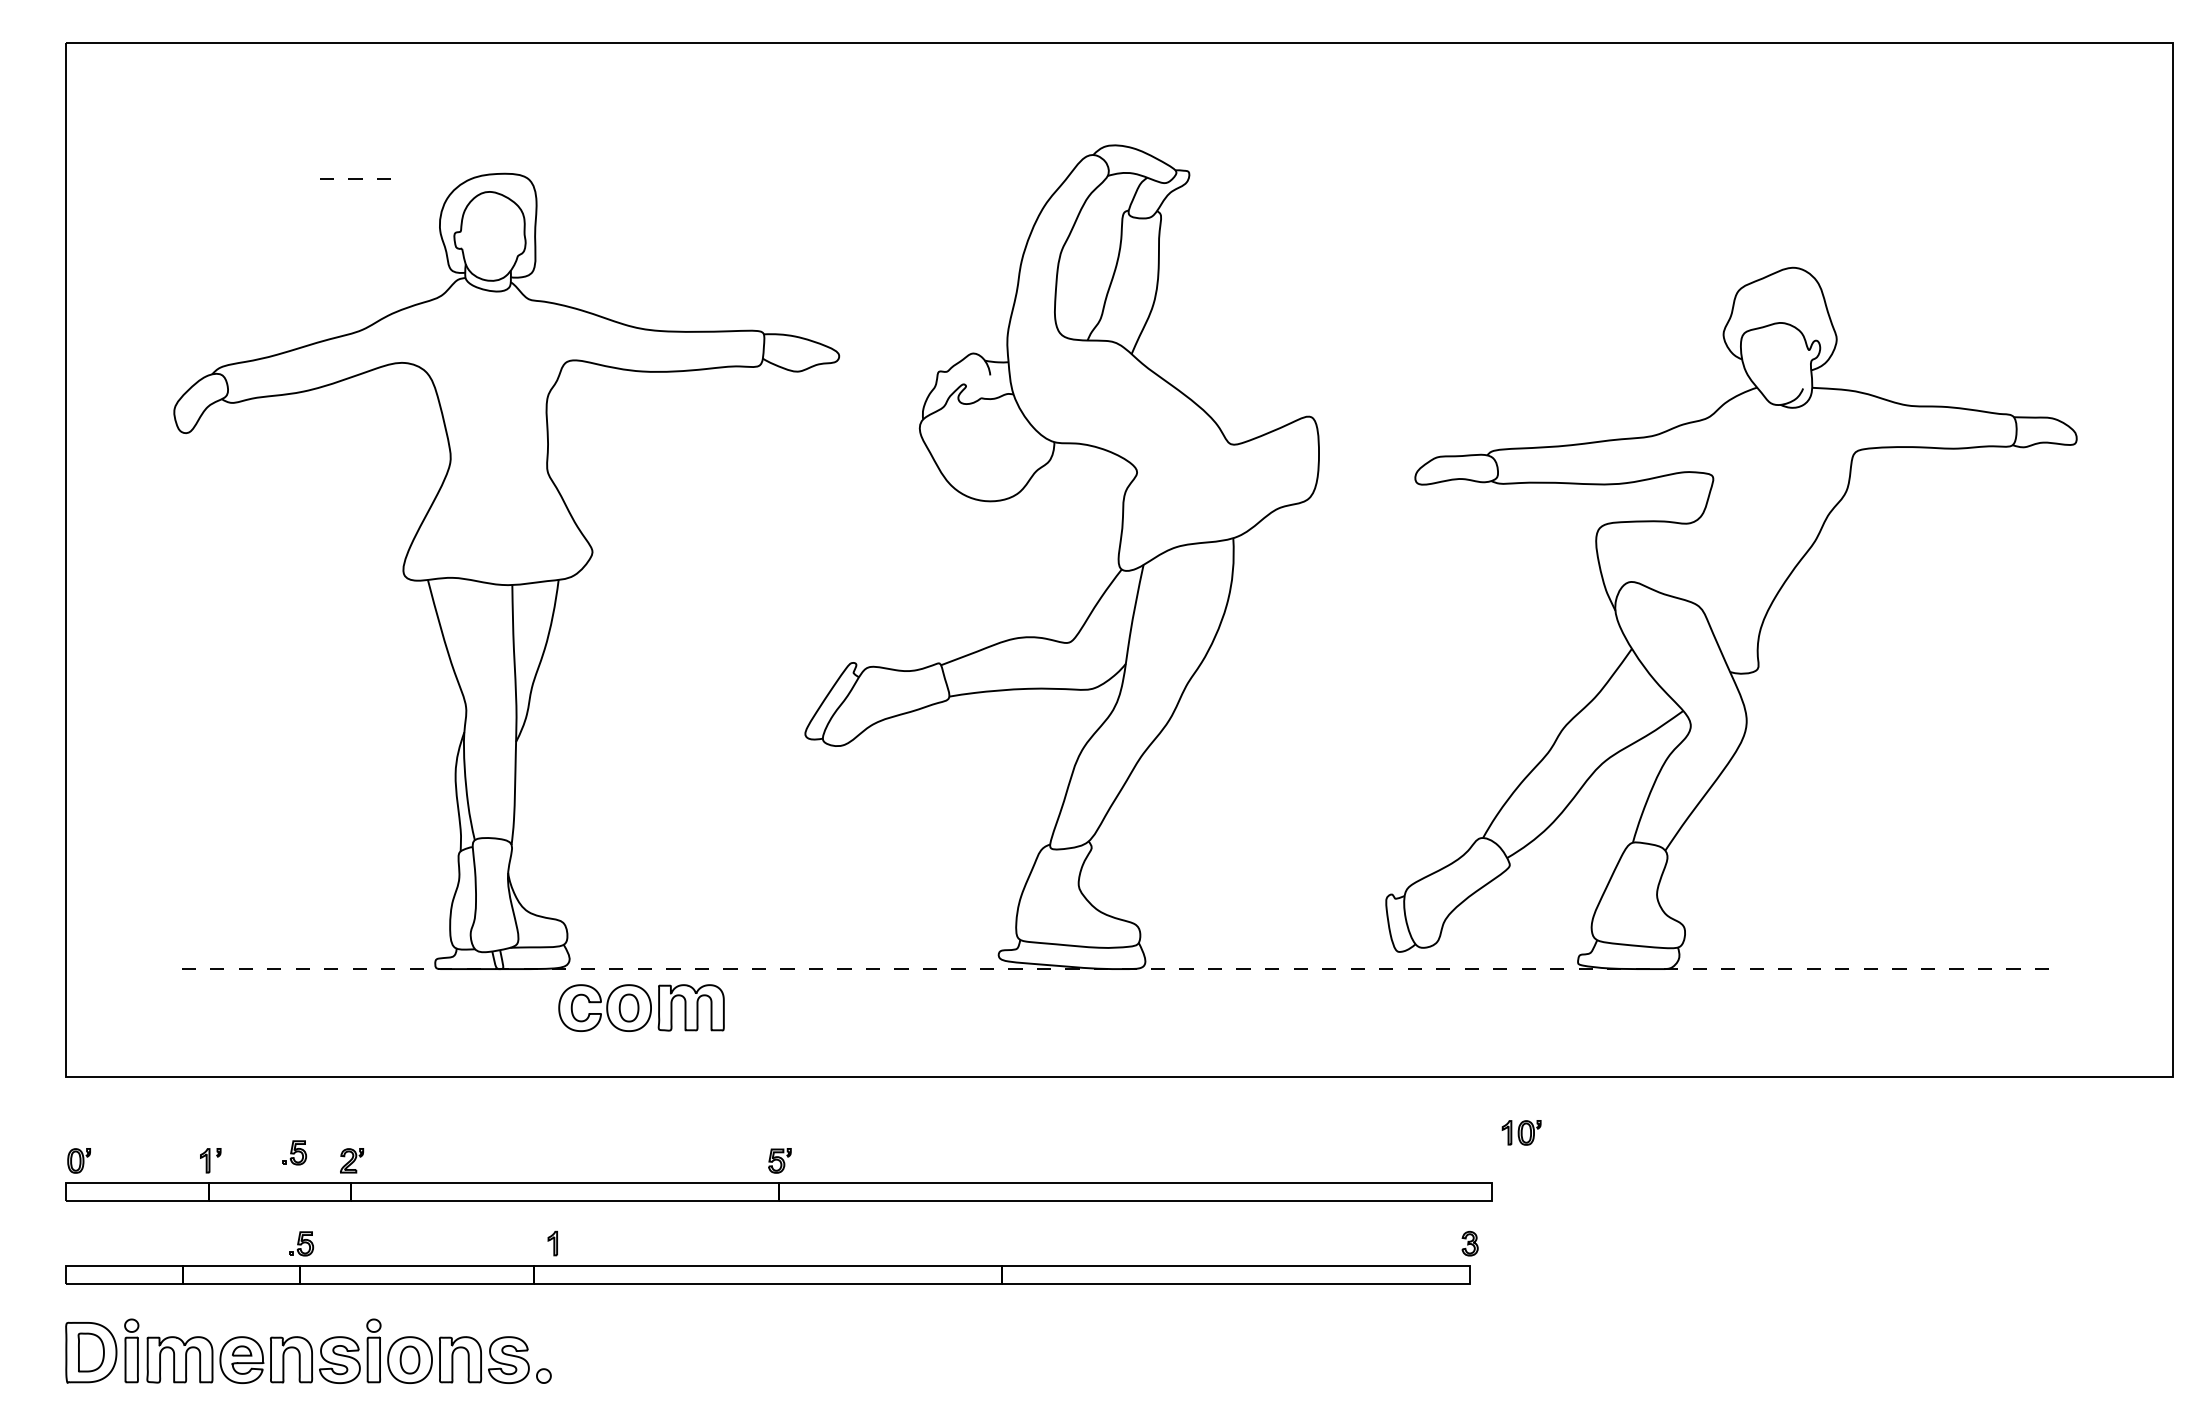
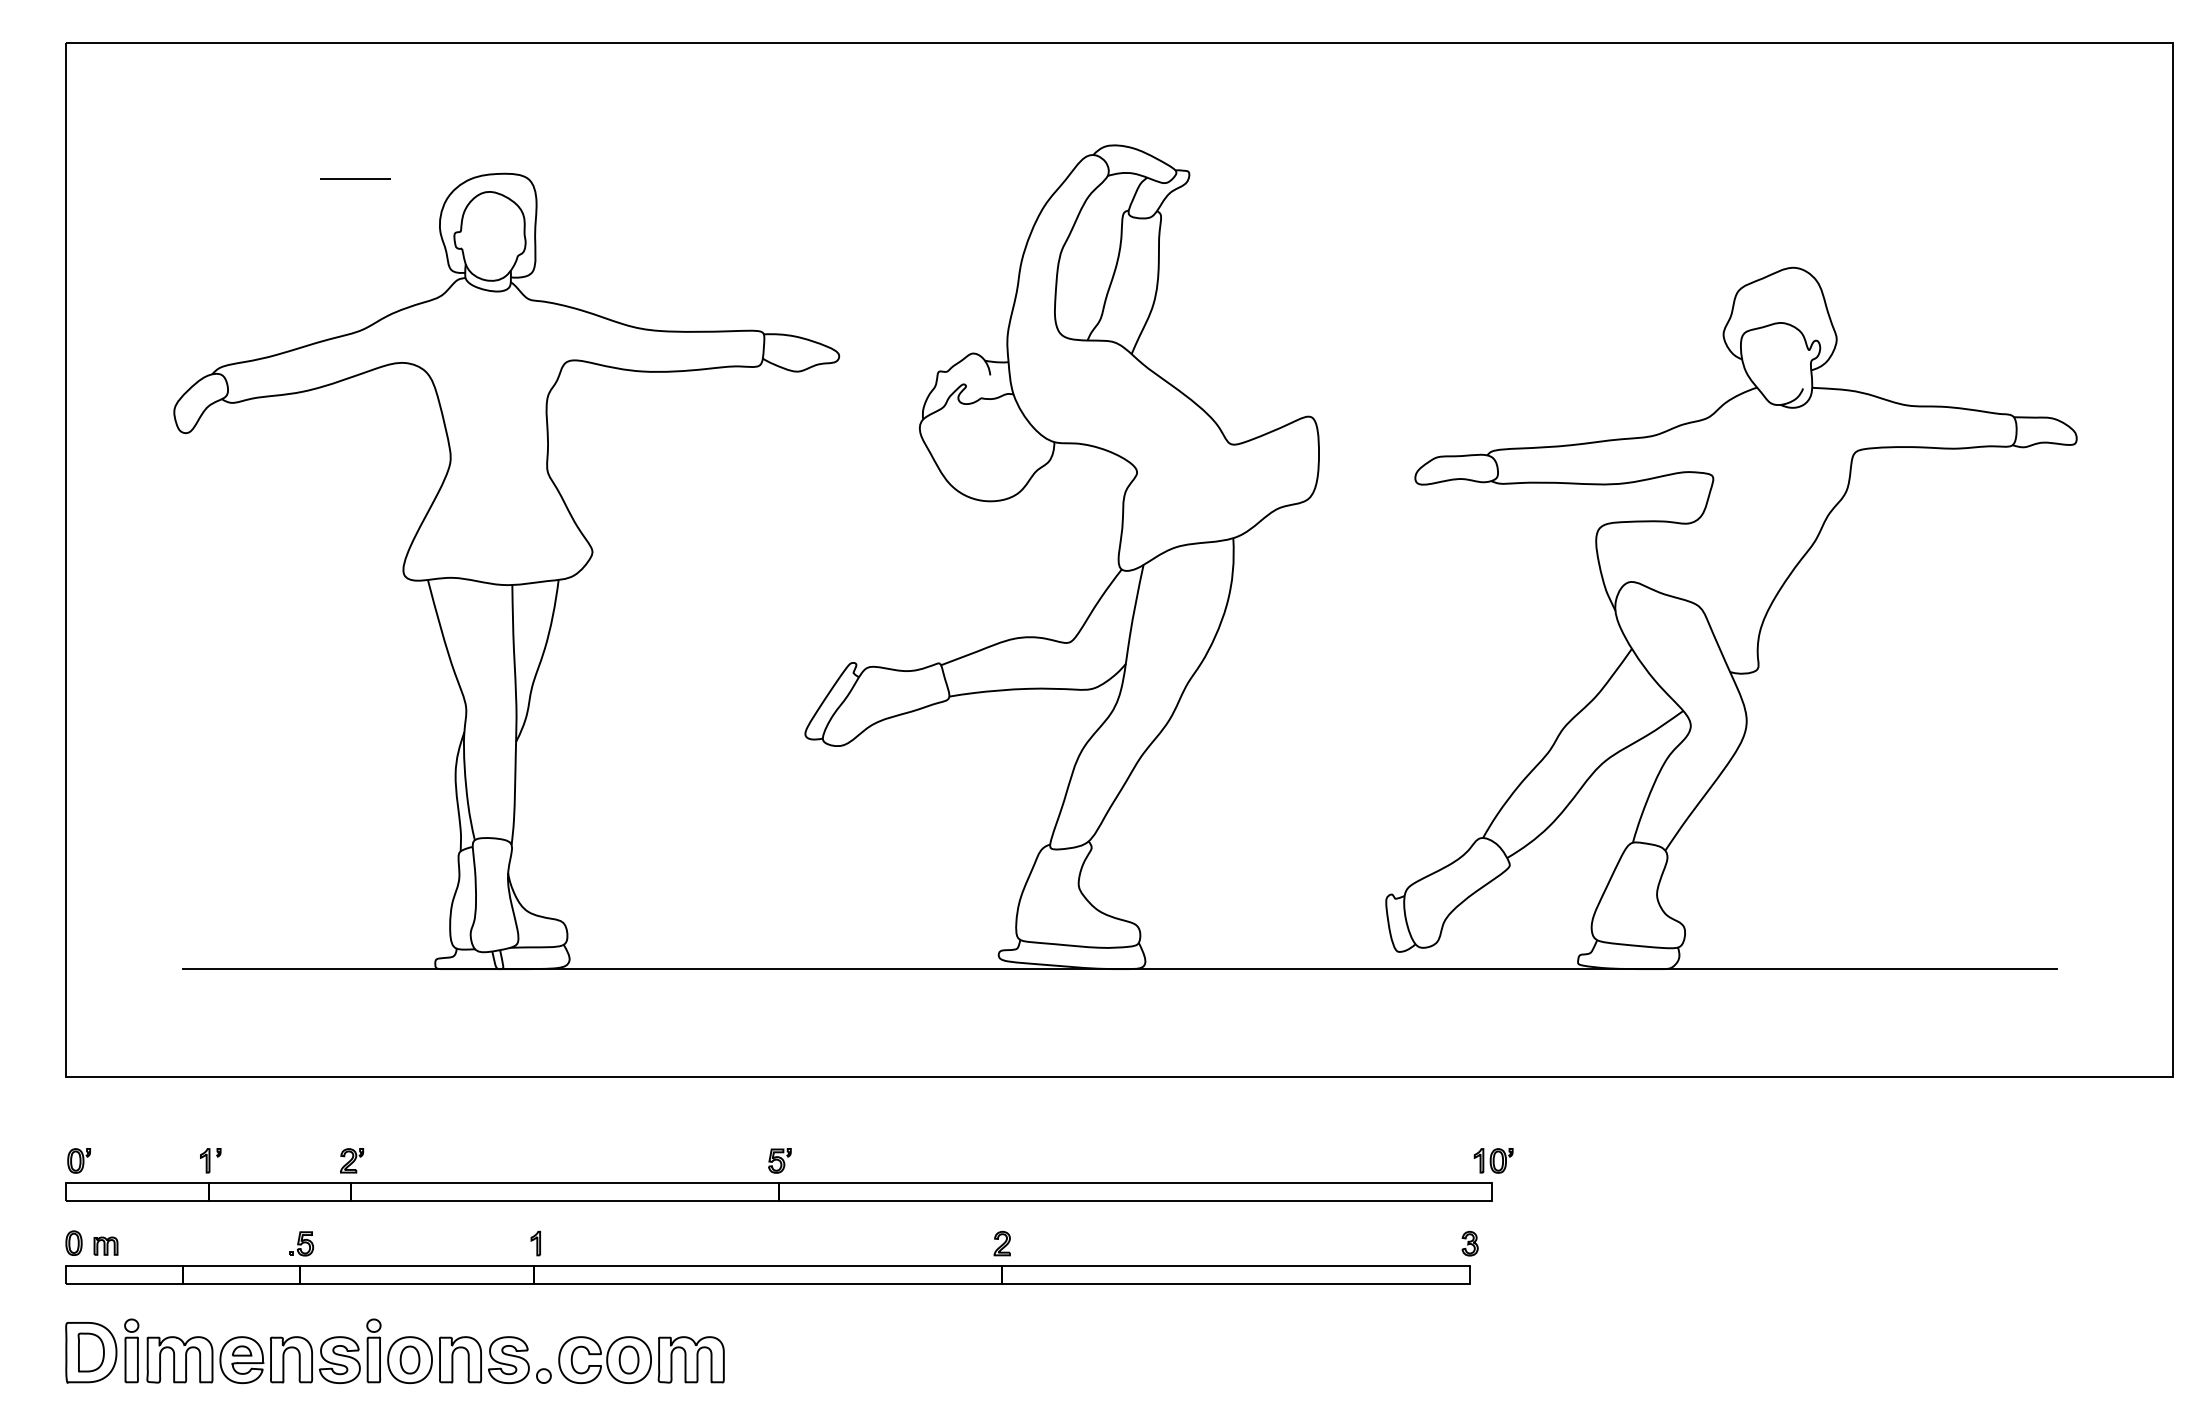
line: dashed -> solid (355, 179)
line: dashed -> solid (1120, 969)
part position: (641, 1007) -> (641, 1359) (641, 1359)
part position: (1521, 1132) -> (1493, 1160) (1493, 1160)
part: present -> none (294, 1152)
part: none -> present (73, 1242)
part position: (552, 1243) -> (535, 1243) (535, 1243)
part: none -> present (1001, 1243)
part: none -> present (105, 1245)
